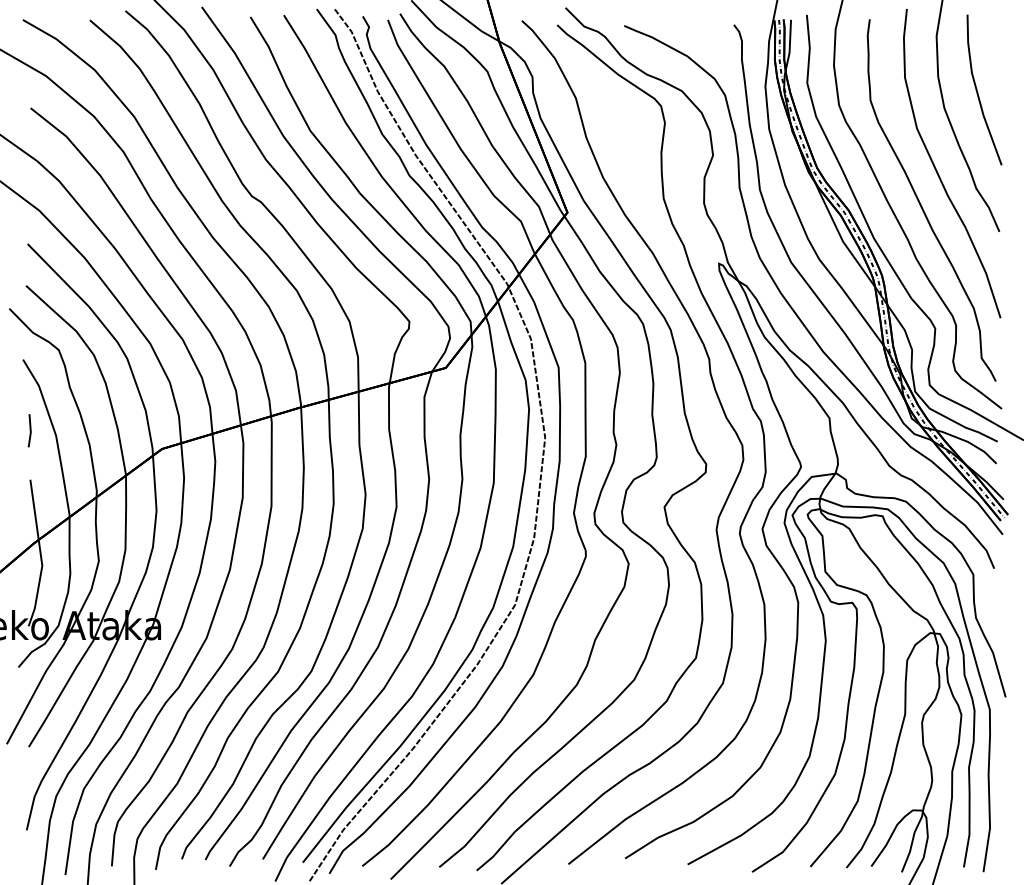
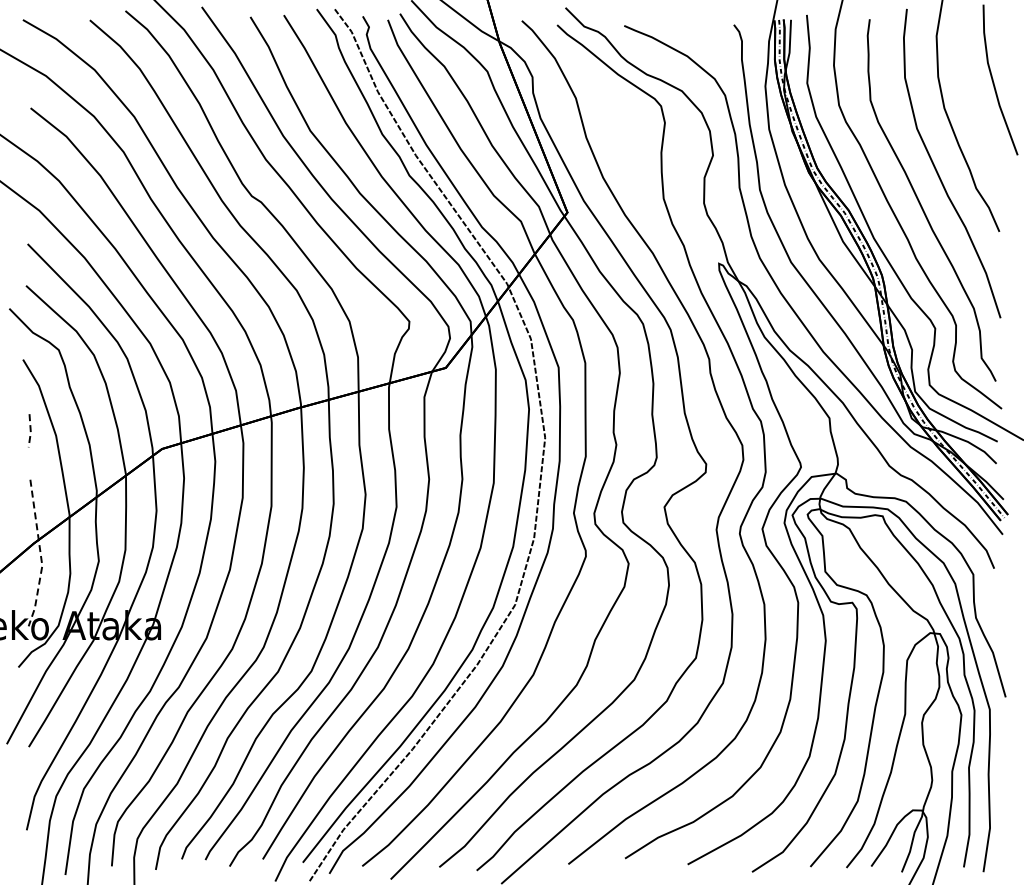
line position: (978, 92) -> (994, 82) (994, 82)
line: solid -> dashed (30, 431)
line: solid -> dashed (40, 554)
